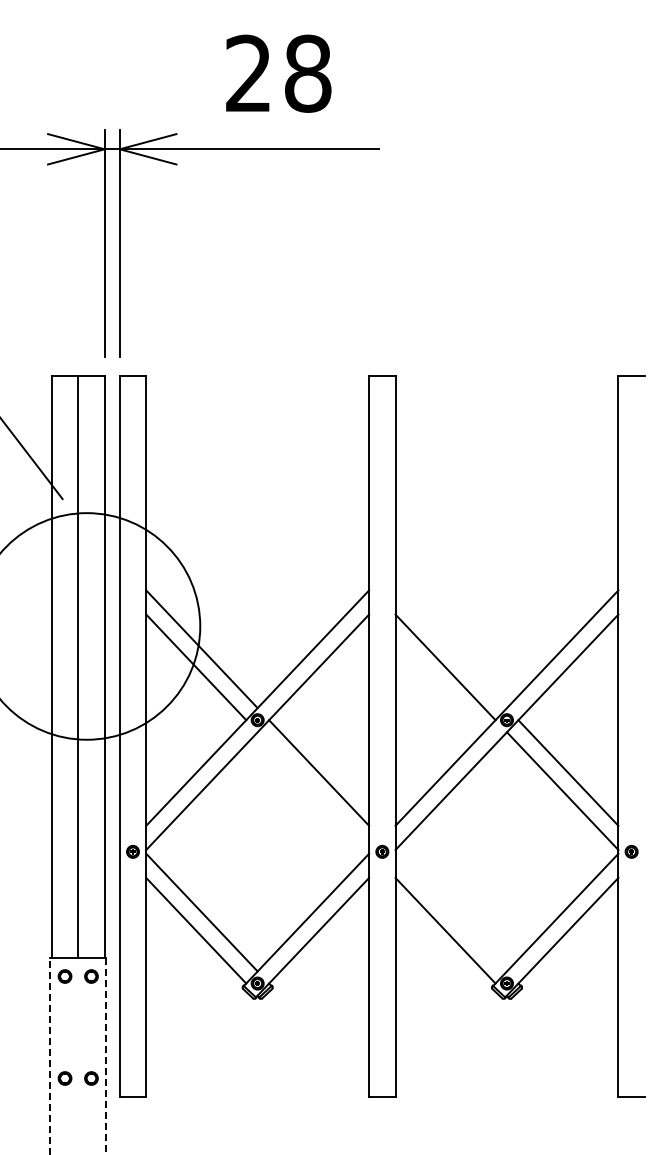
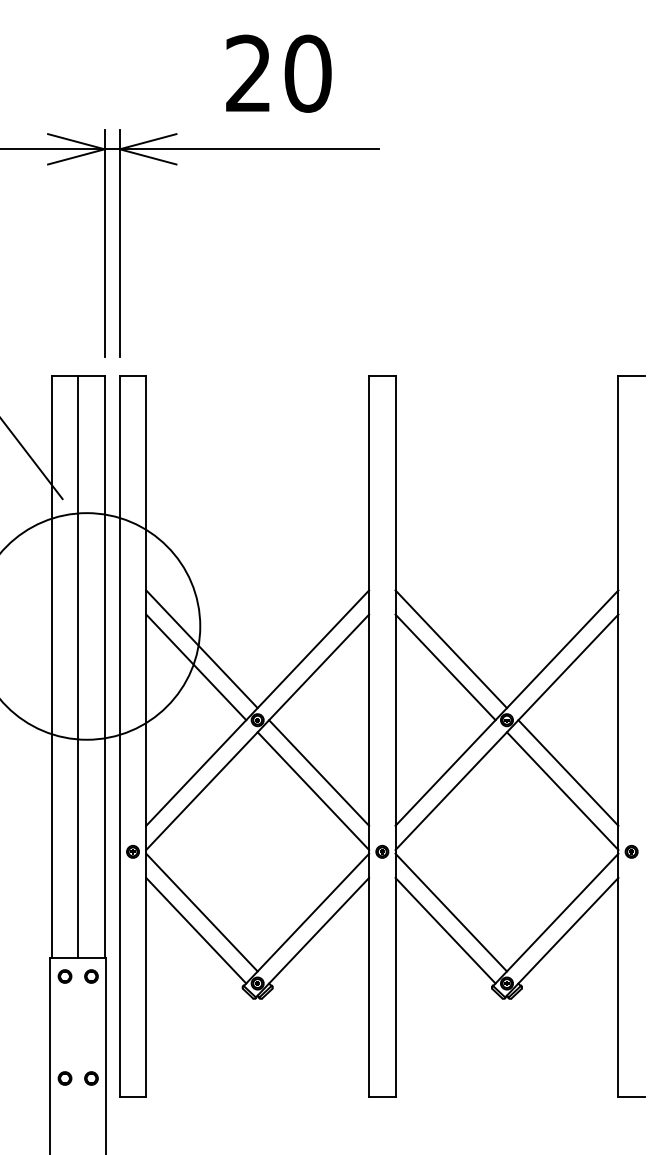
text: 28 -> 20 (307, 73)
line: none -> present (450, 649)
line: none -> present (313, 790)
line: none -> present (450, 912)
line: dashed -> solid (50, 1055)
line: dashed -> solid (106, 1056)
